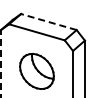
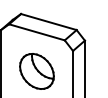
line: dashed -> solid (48, 22)
line: dashed -> solid (0, 63)
